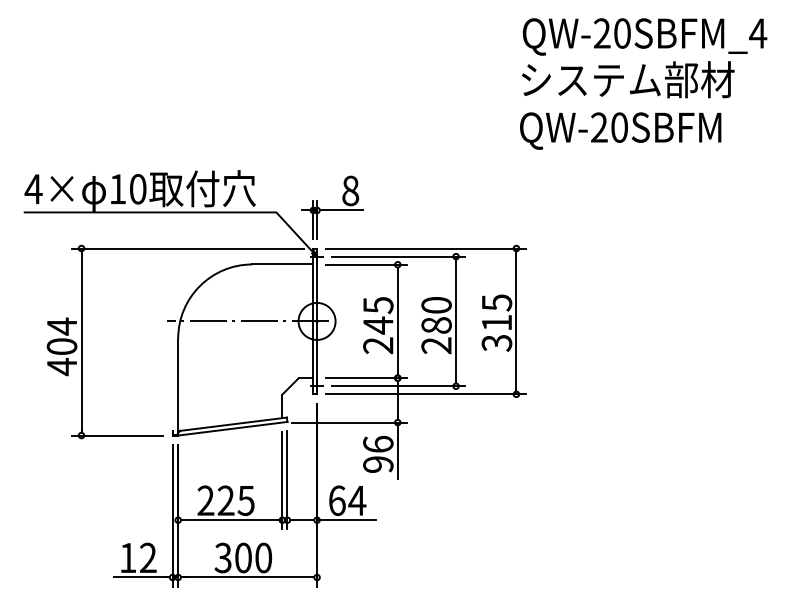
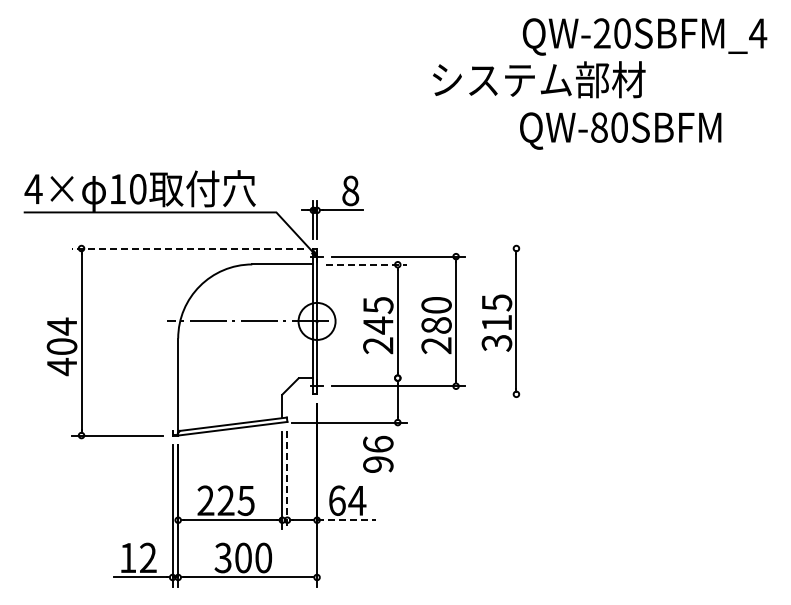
text position: (628, 79) -> (539, 79) (539, 79)
text: QW-20SBFM -> QW-80SBFM (599, 127)
line: solid -> dashed (188, 248)
line: present -> none (425, 248)
line: solid -> dashed (367, 264)
line: present -> none (366, 378)
line: present -> none (425, 394)
line: present -> none (397, 450)
line: solid -> dashed (287, 480)
line: solid -> dashed (346, 520)
